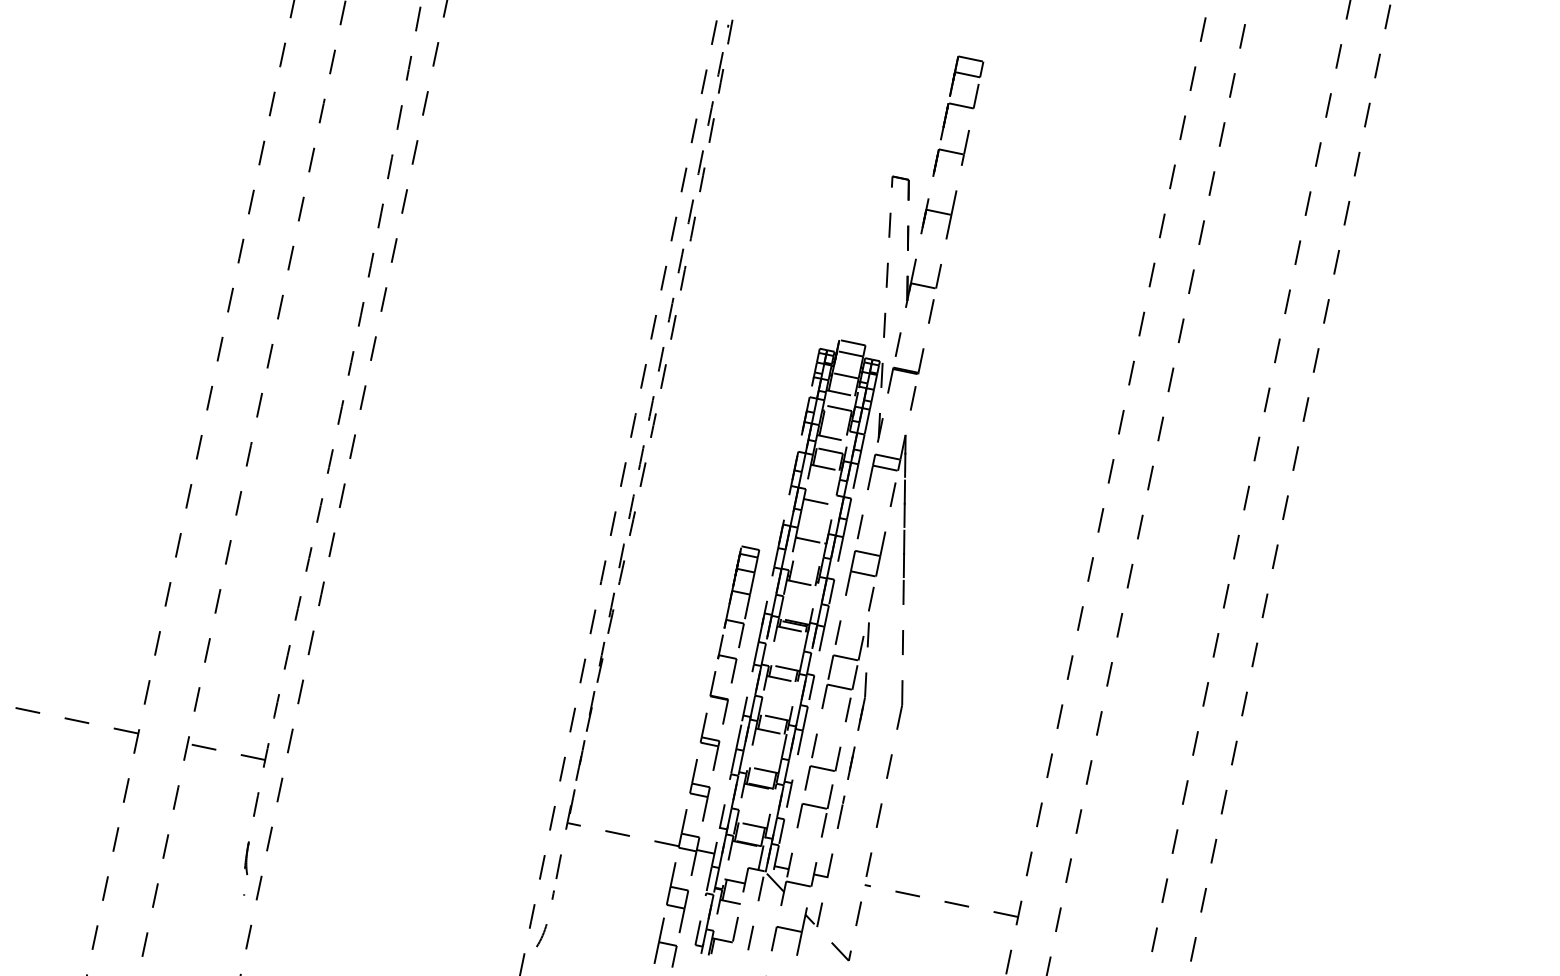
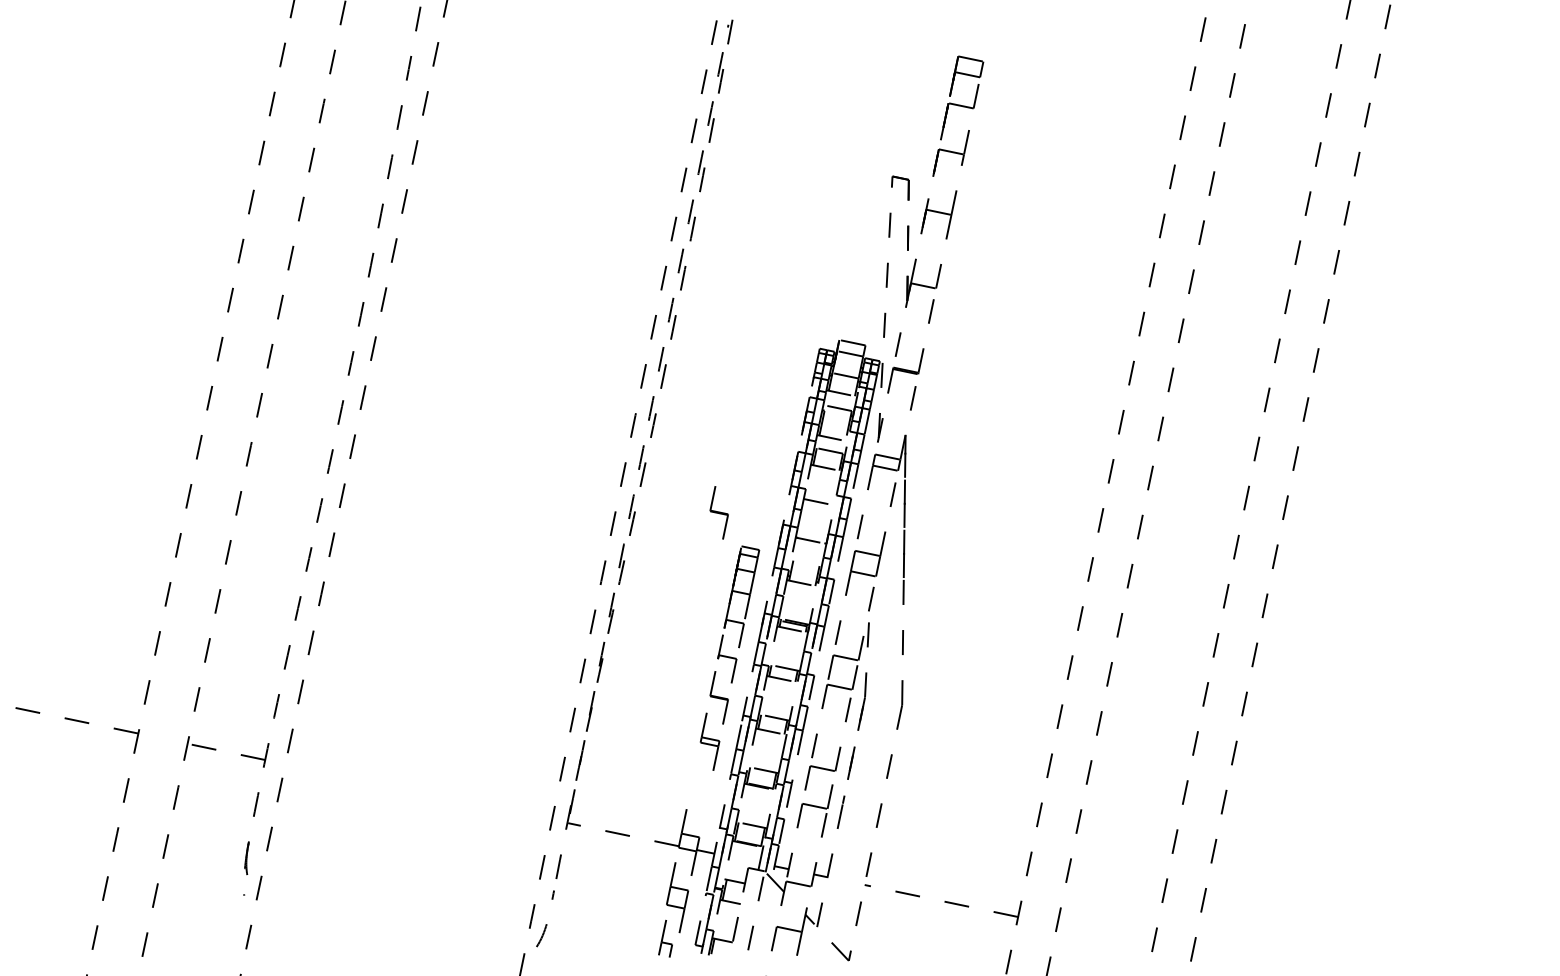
part: none -> present (718, 512)
part: present -> none (699, 790)
part size: 25x51 px -> 15x34 px (665, 940)
